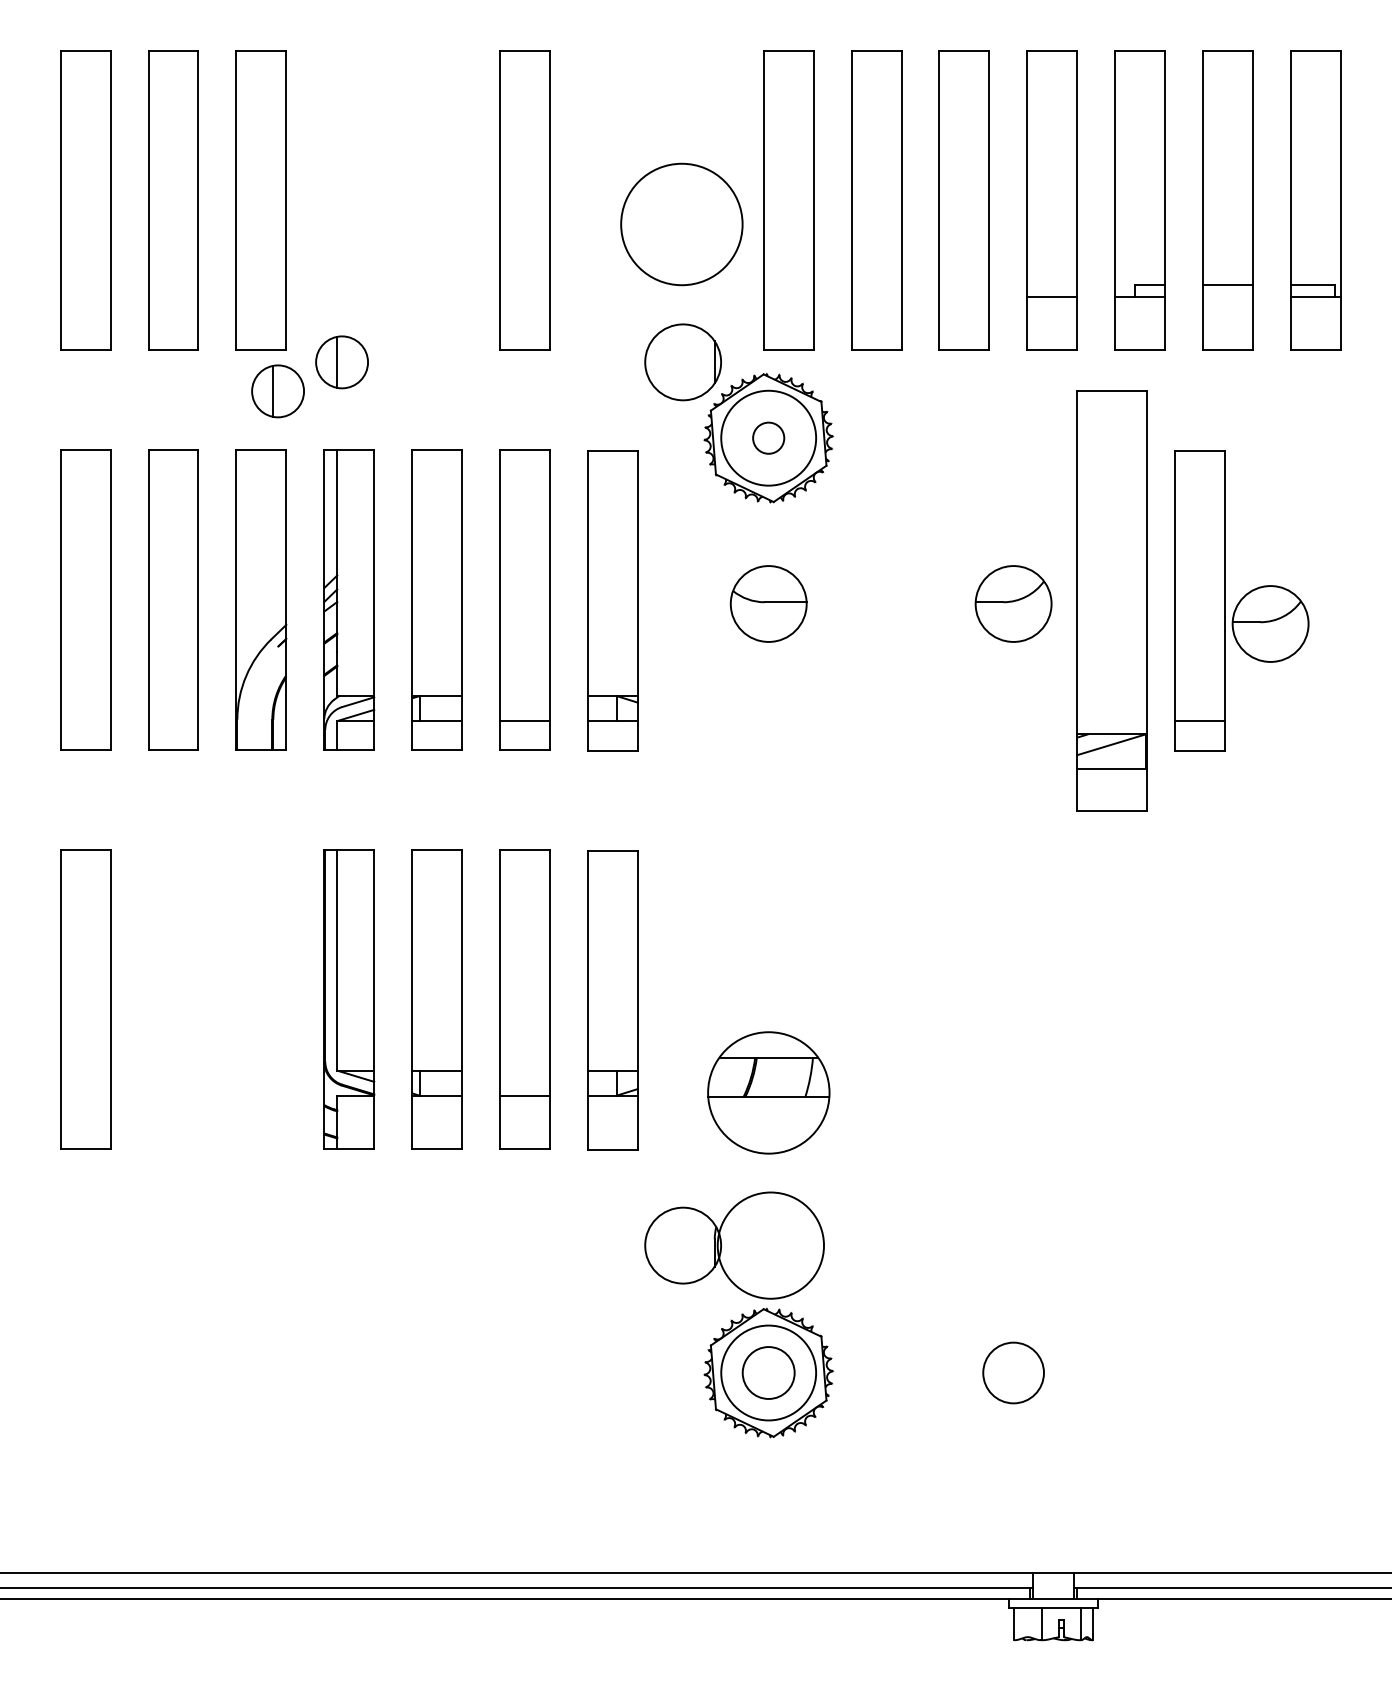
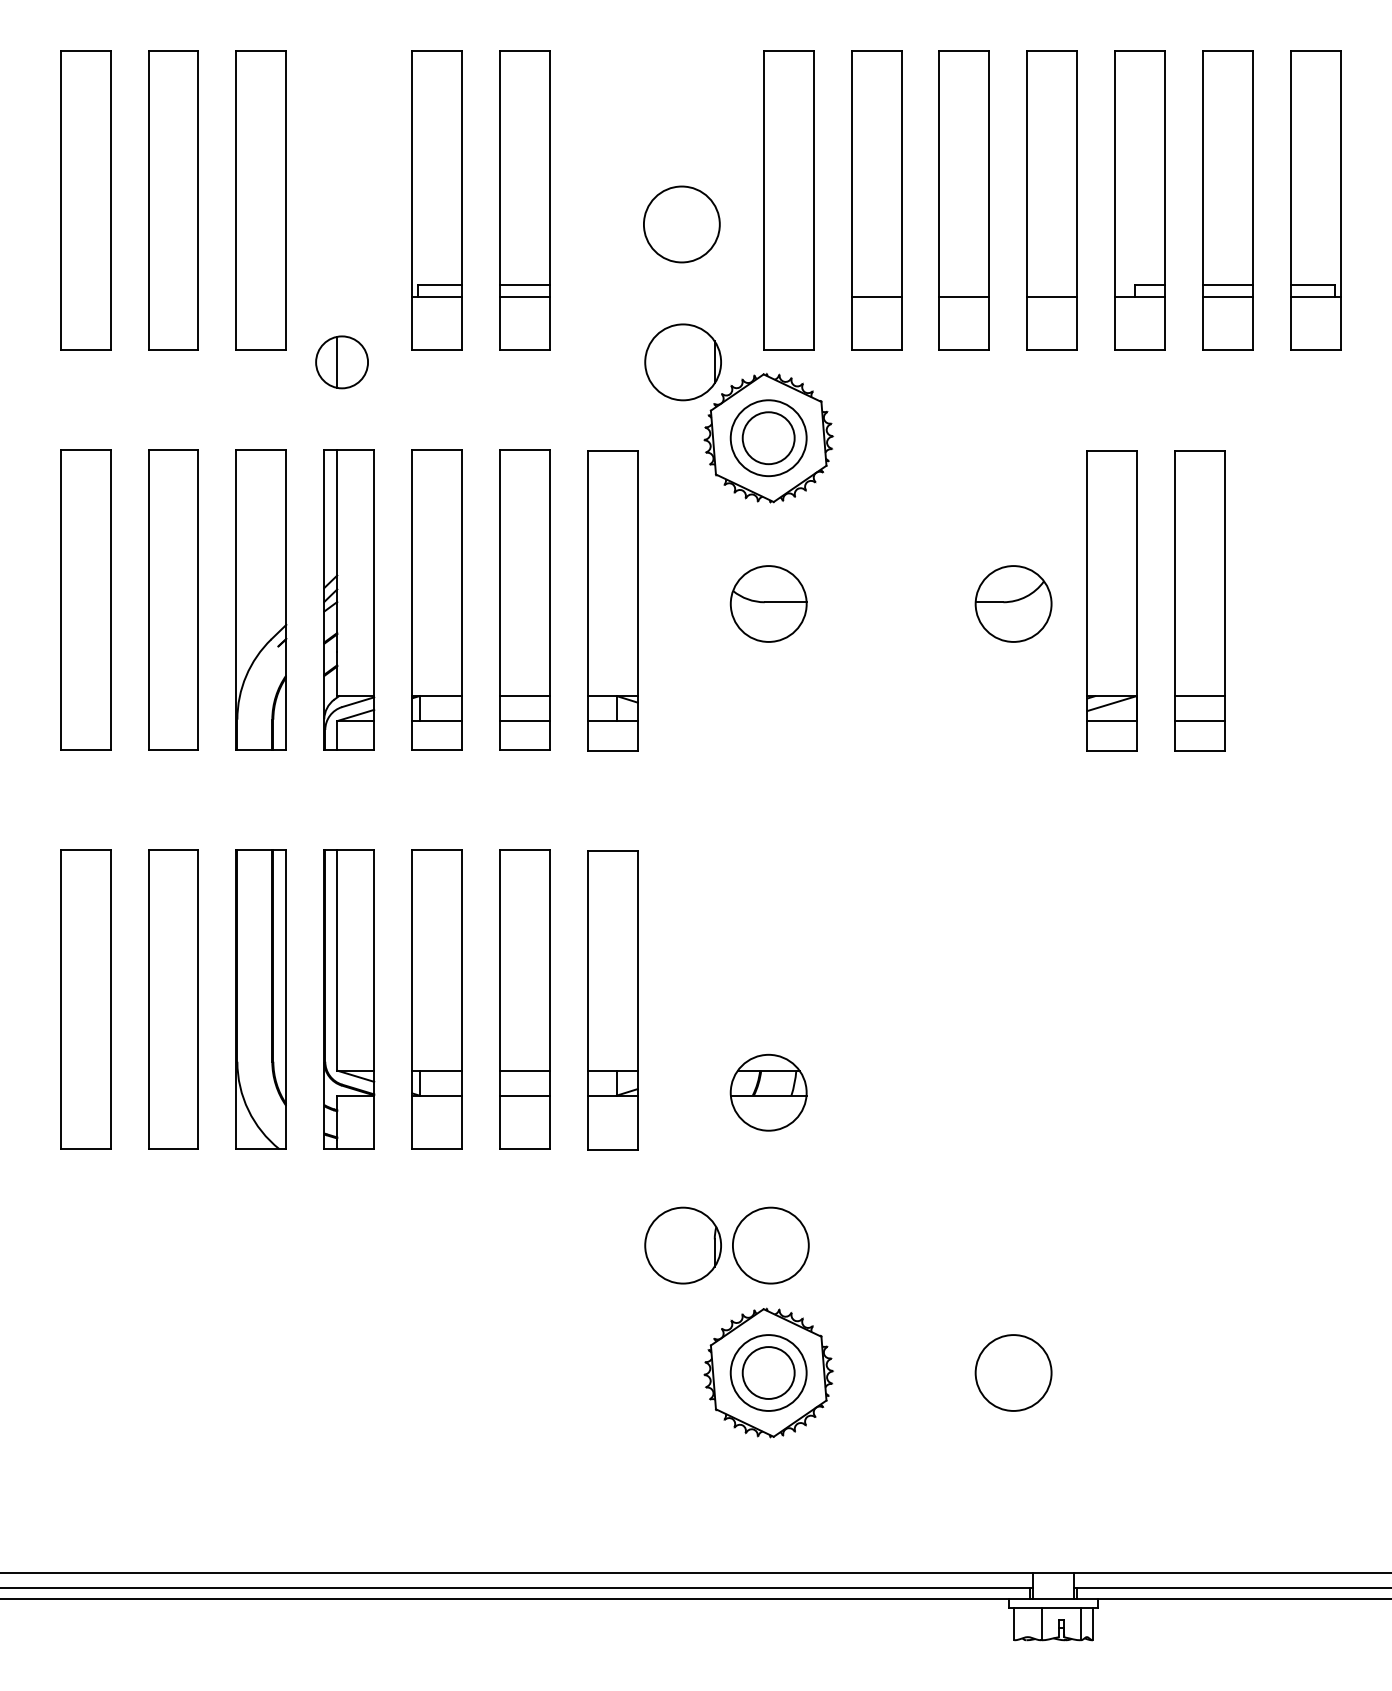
part: none -> present (436, 200)
circle diameter: 121 px -> 76 px (681, 224)
line: none -> present (524, 284)
line: none -> present (524, 296)
line: none -> present (876, 296)
line: none -> present (964, 296)
line: none -> present (1228, 296)
part: present -> none (277, 391)
circle diameter: 31 px -> 52 px (768, 438)
circle diameter: 95 px -> 76 px (768, 438)
part size: 72x422 px -> 52x302 px (1111, 600)
part: present -> none (1270, 623)
line: none -> present (524, 696)
line: none -> present (1200, 696)
part: none -> present (173, 999)
part: none -> present (260, 999)
line: none -> present (524, 1070)
part size: 124x124 px -> 79x79 px (768, 1092)
circle diameter: 106 px -> 76 px (770, 1245)
circle diameter: 95 px -> 76 px (768, 1372)
circle diameter: 61 px -> 76 px (1013, 1372)
